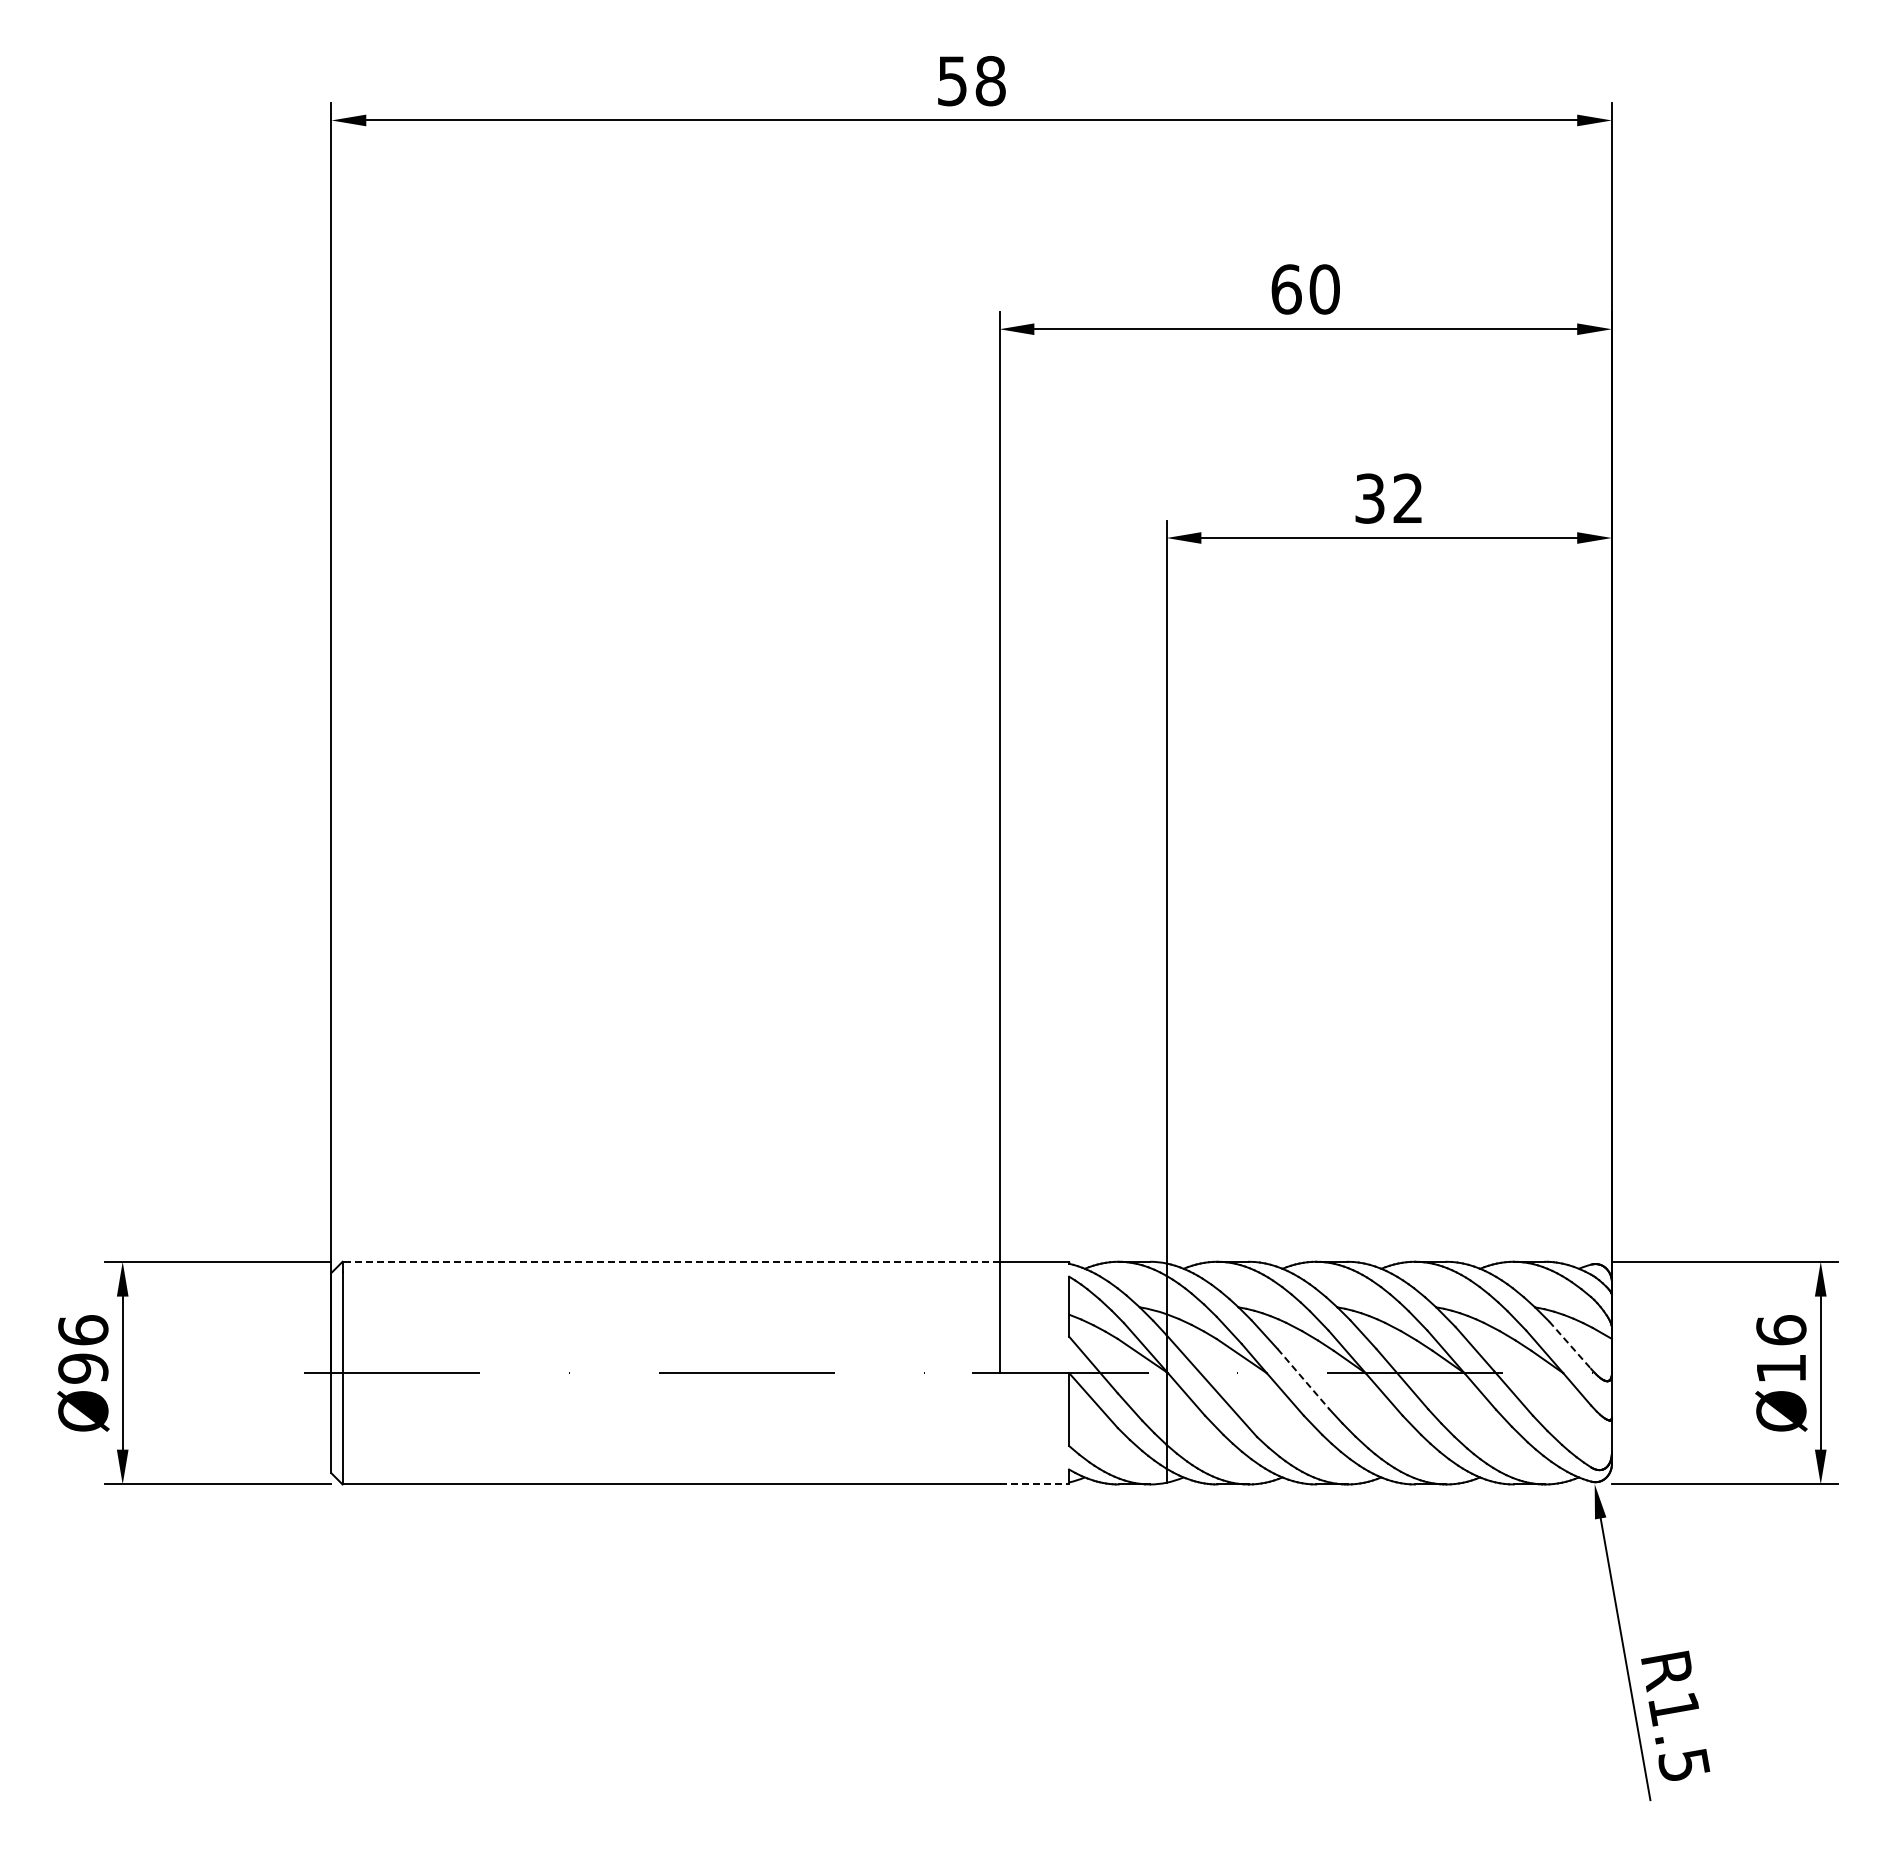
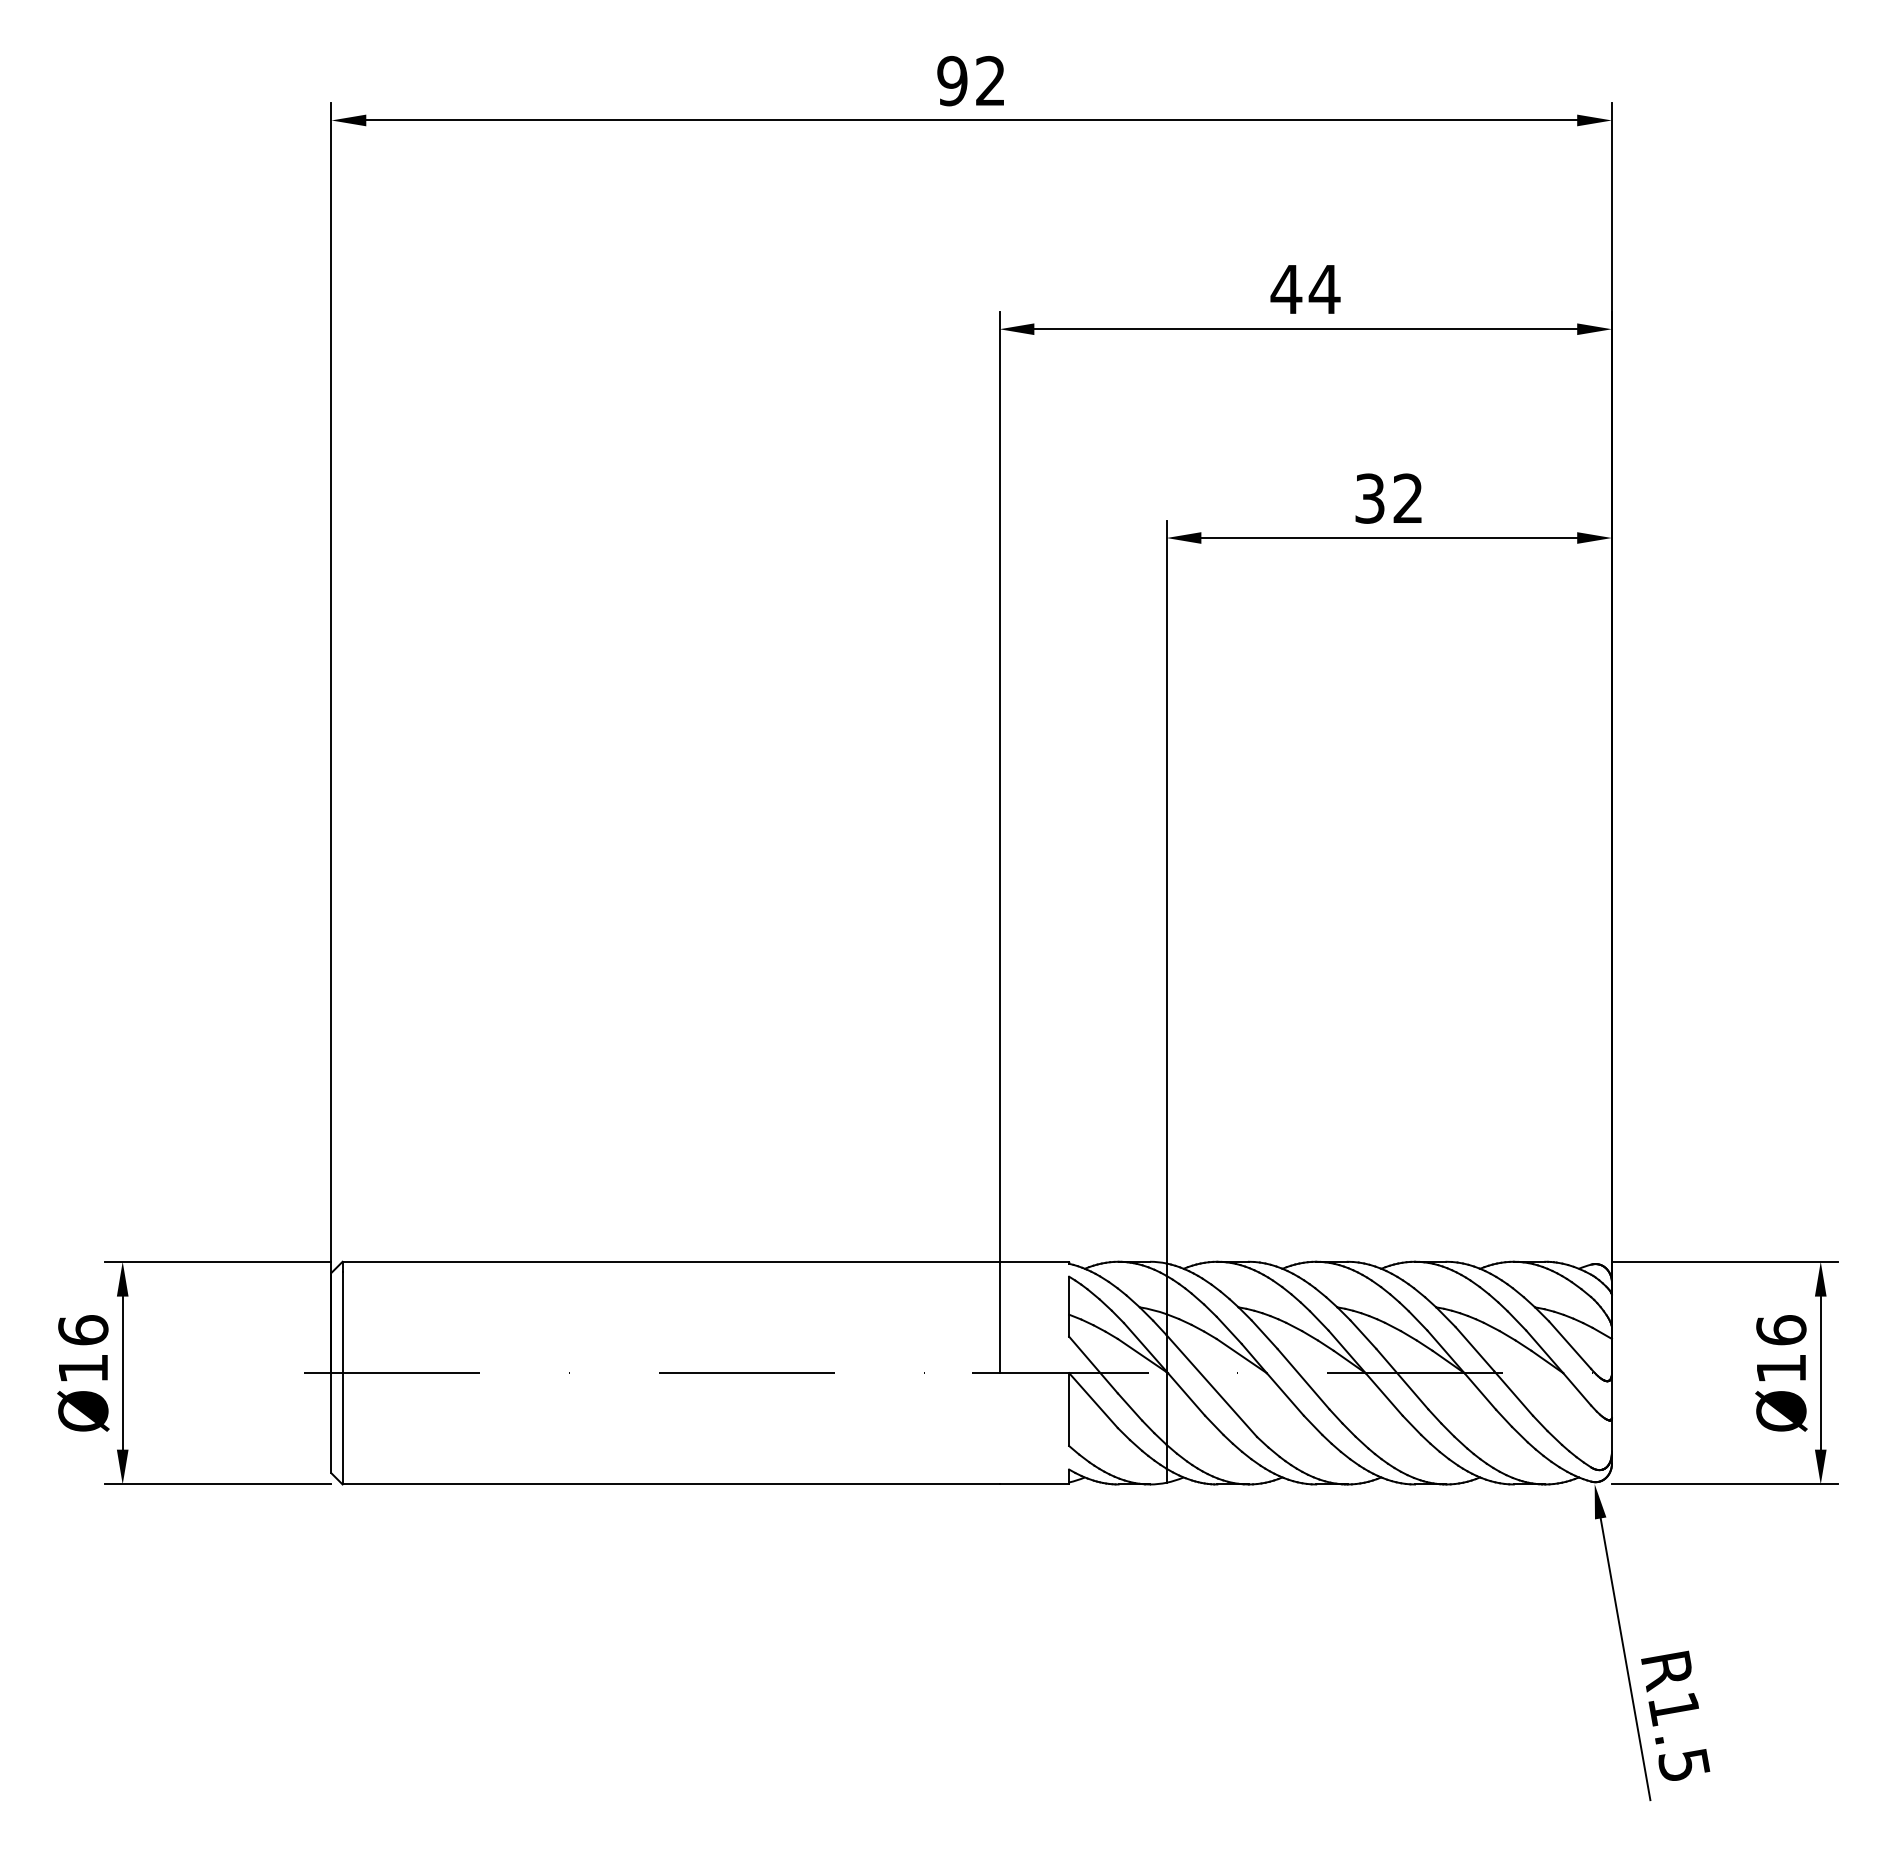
text: 58 -> 92 (971, 80)
text: 60 -> 44 (1305, 289)
line: dashed -> solid (670, 1261)
line: dashed -> solid (1570, 1345)
text: Ø96 -> Ø16 (83, 1368)
line: dashed -> solid (1303, 1379)
line: dashed -> solid (1034, 1484)
